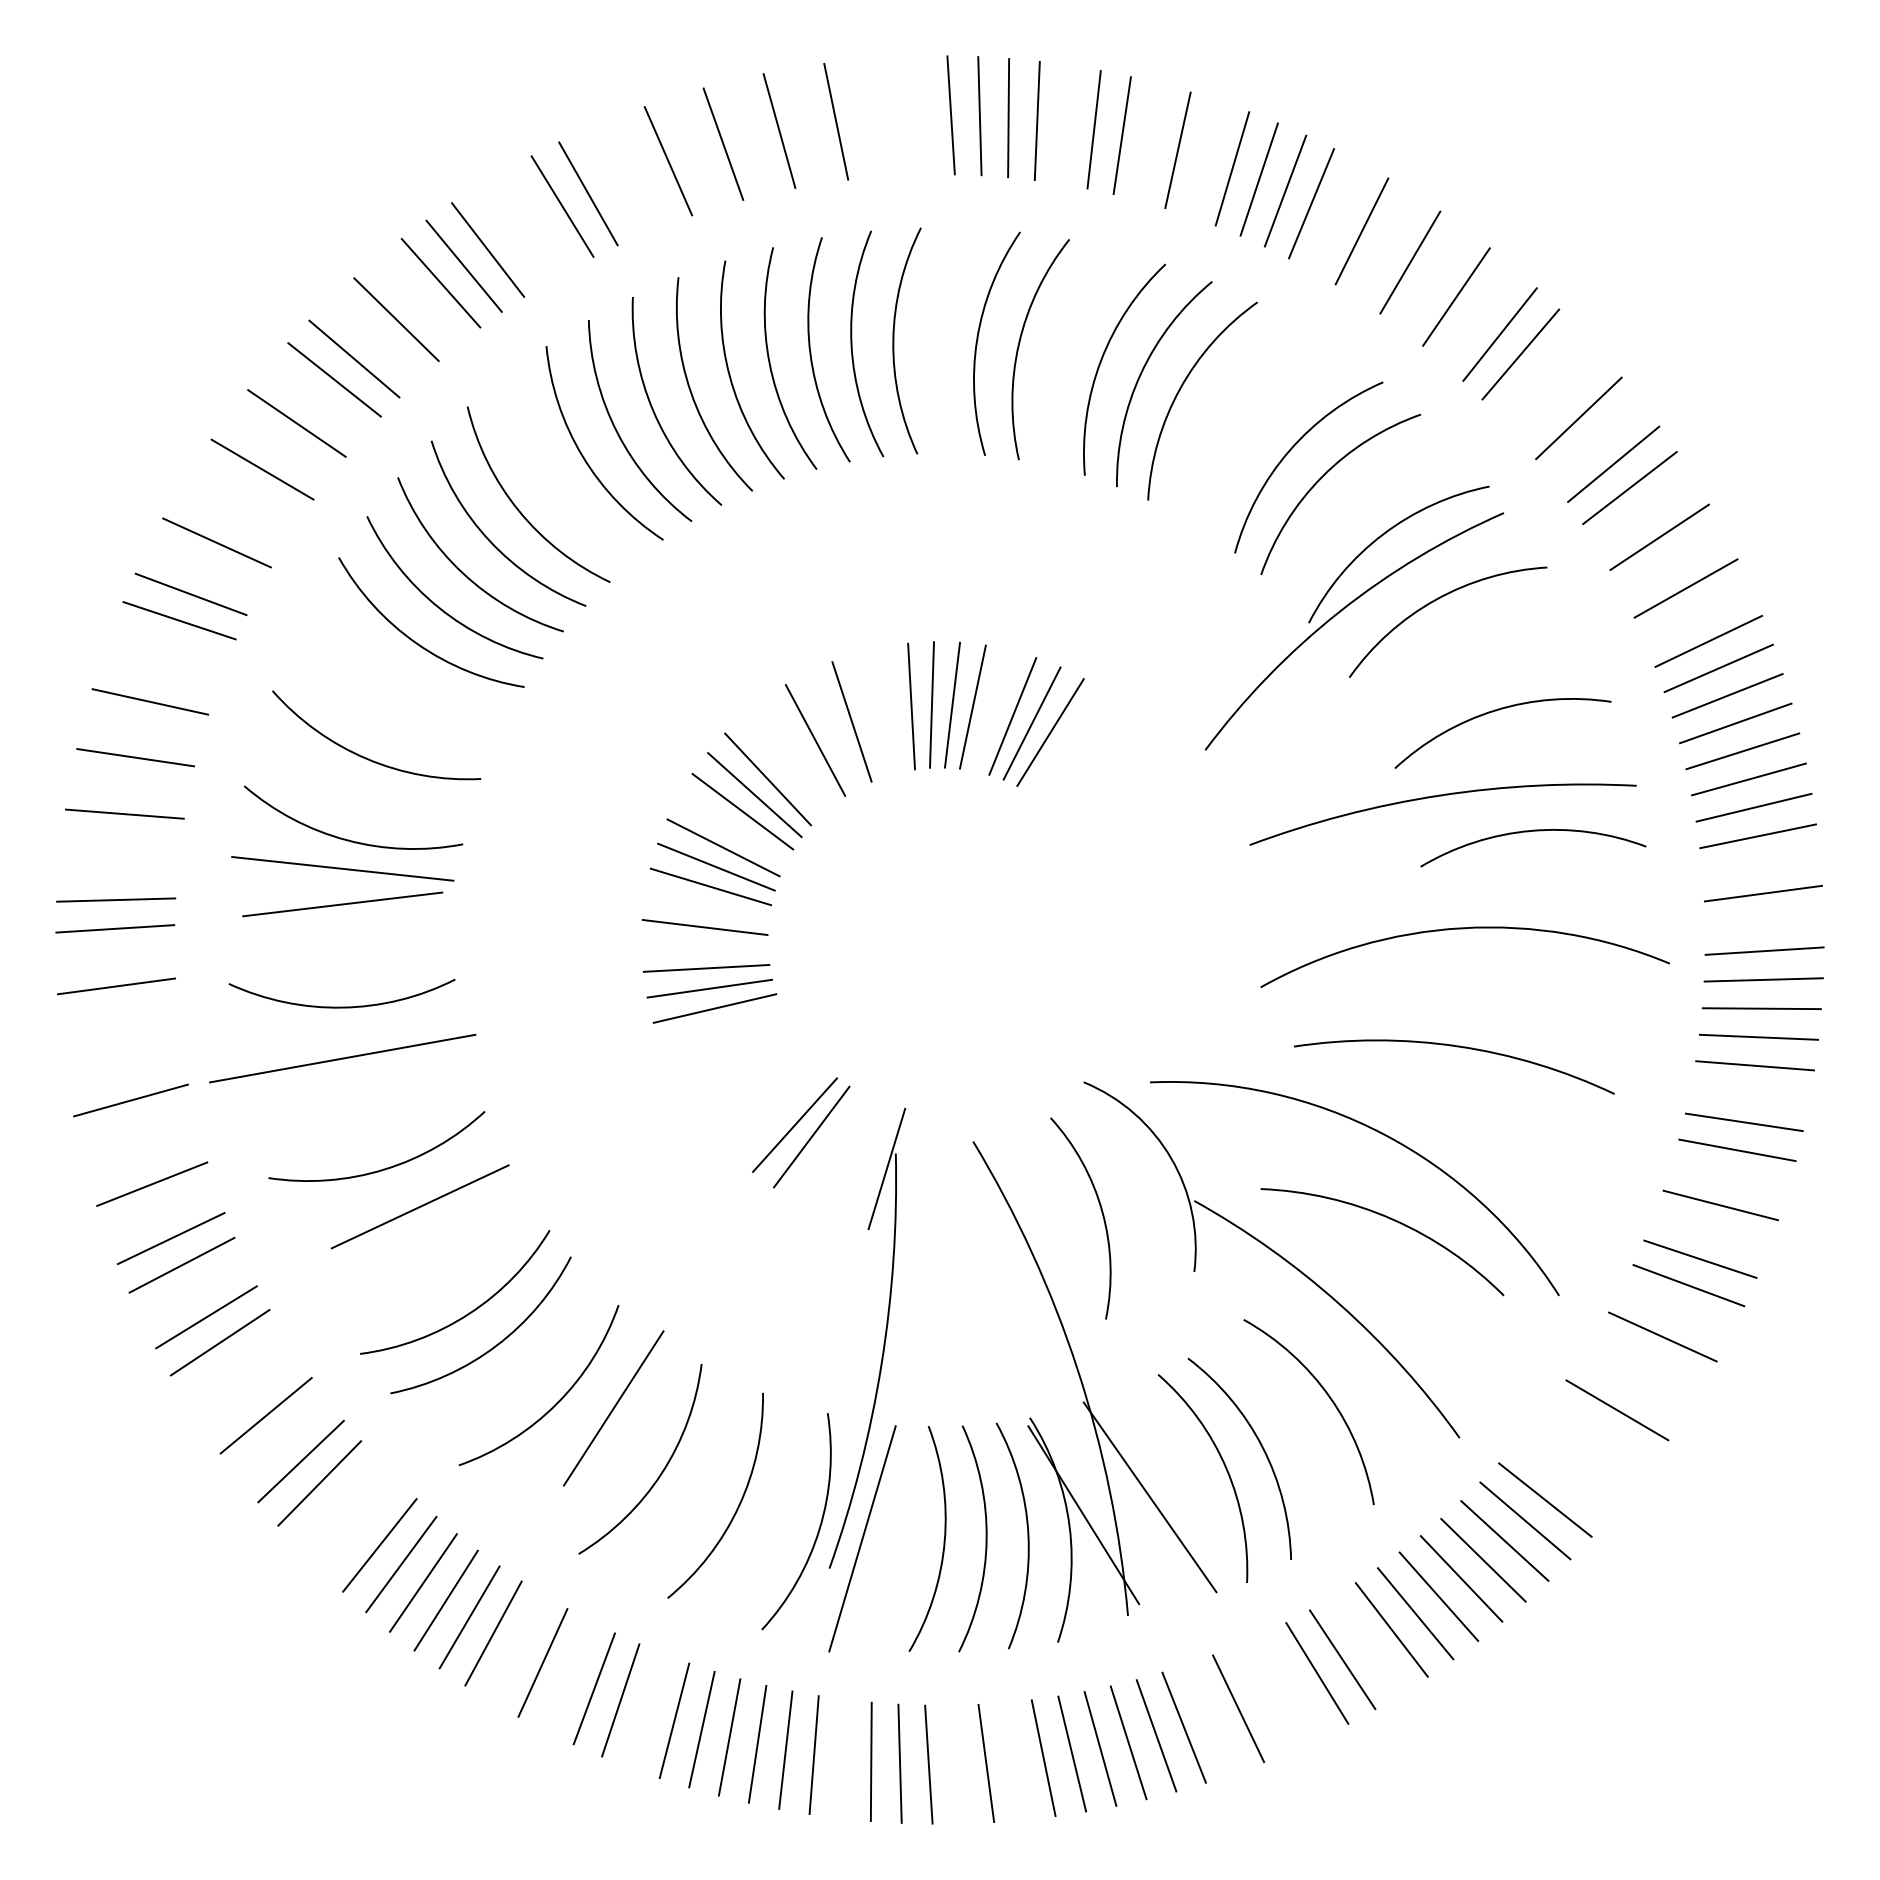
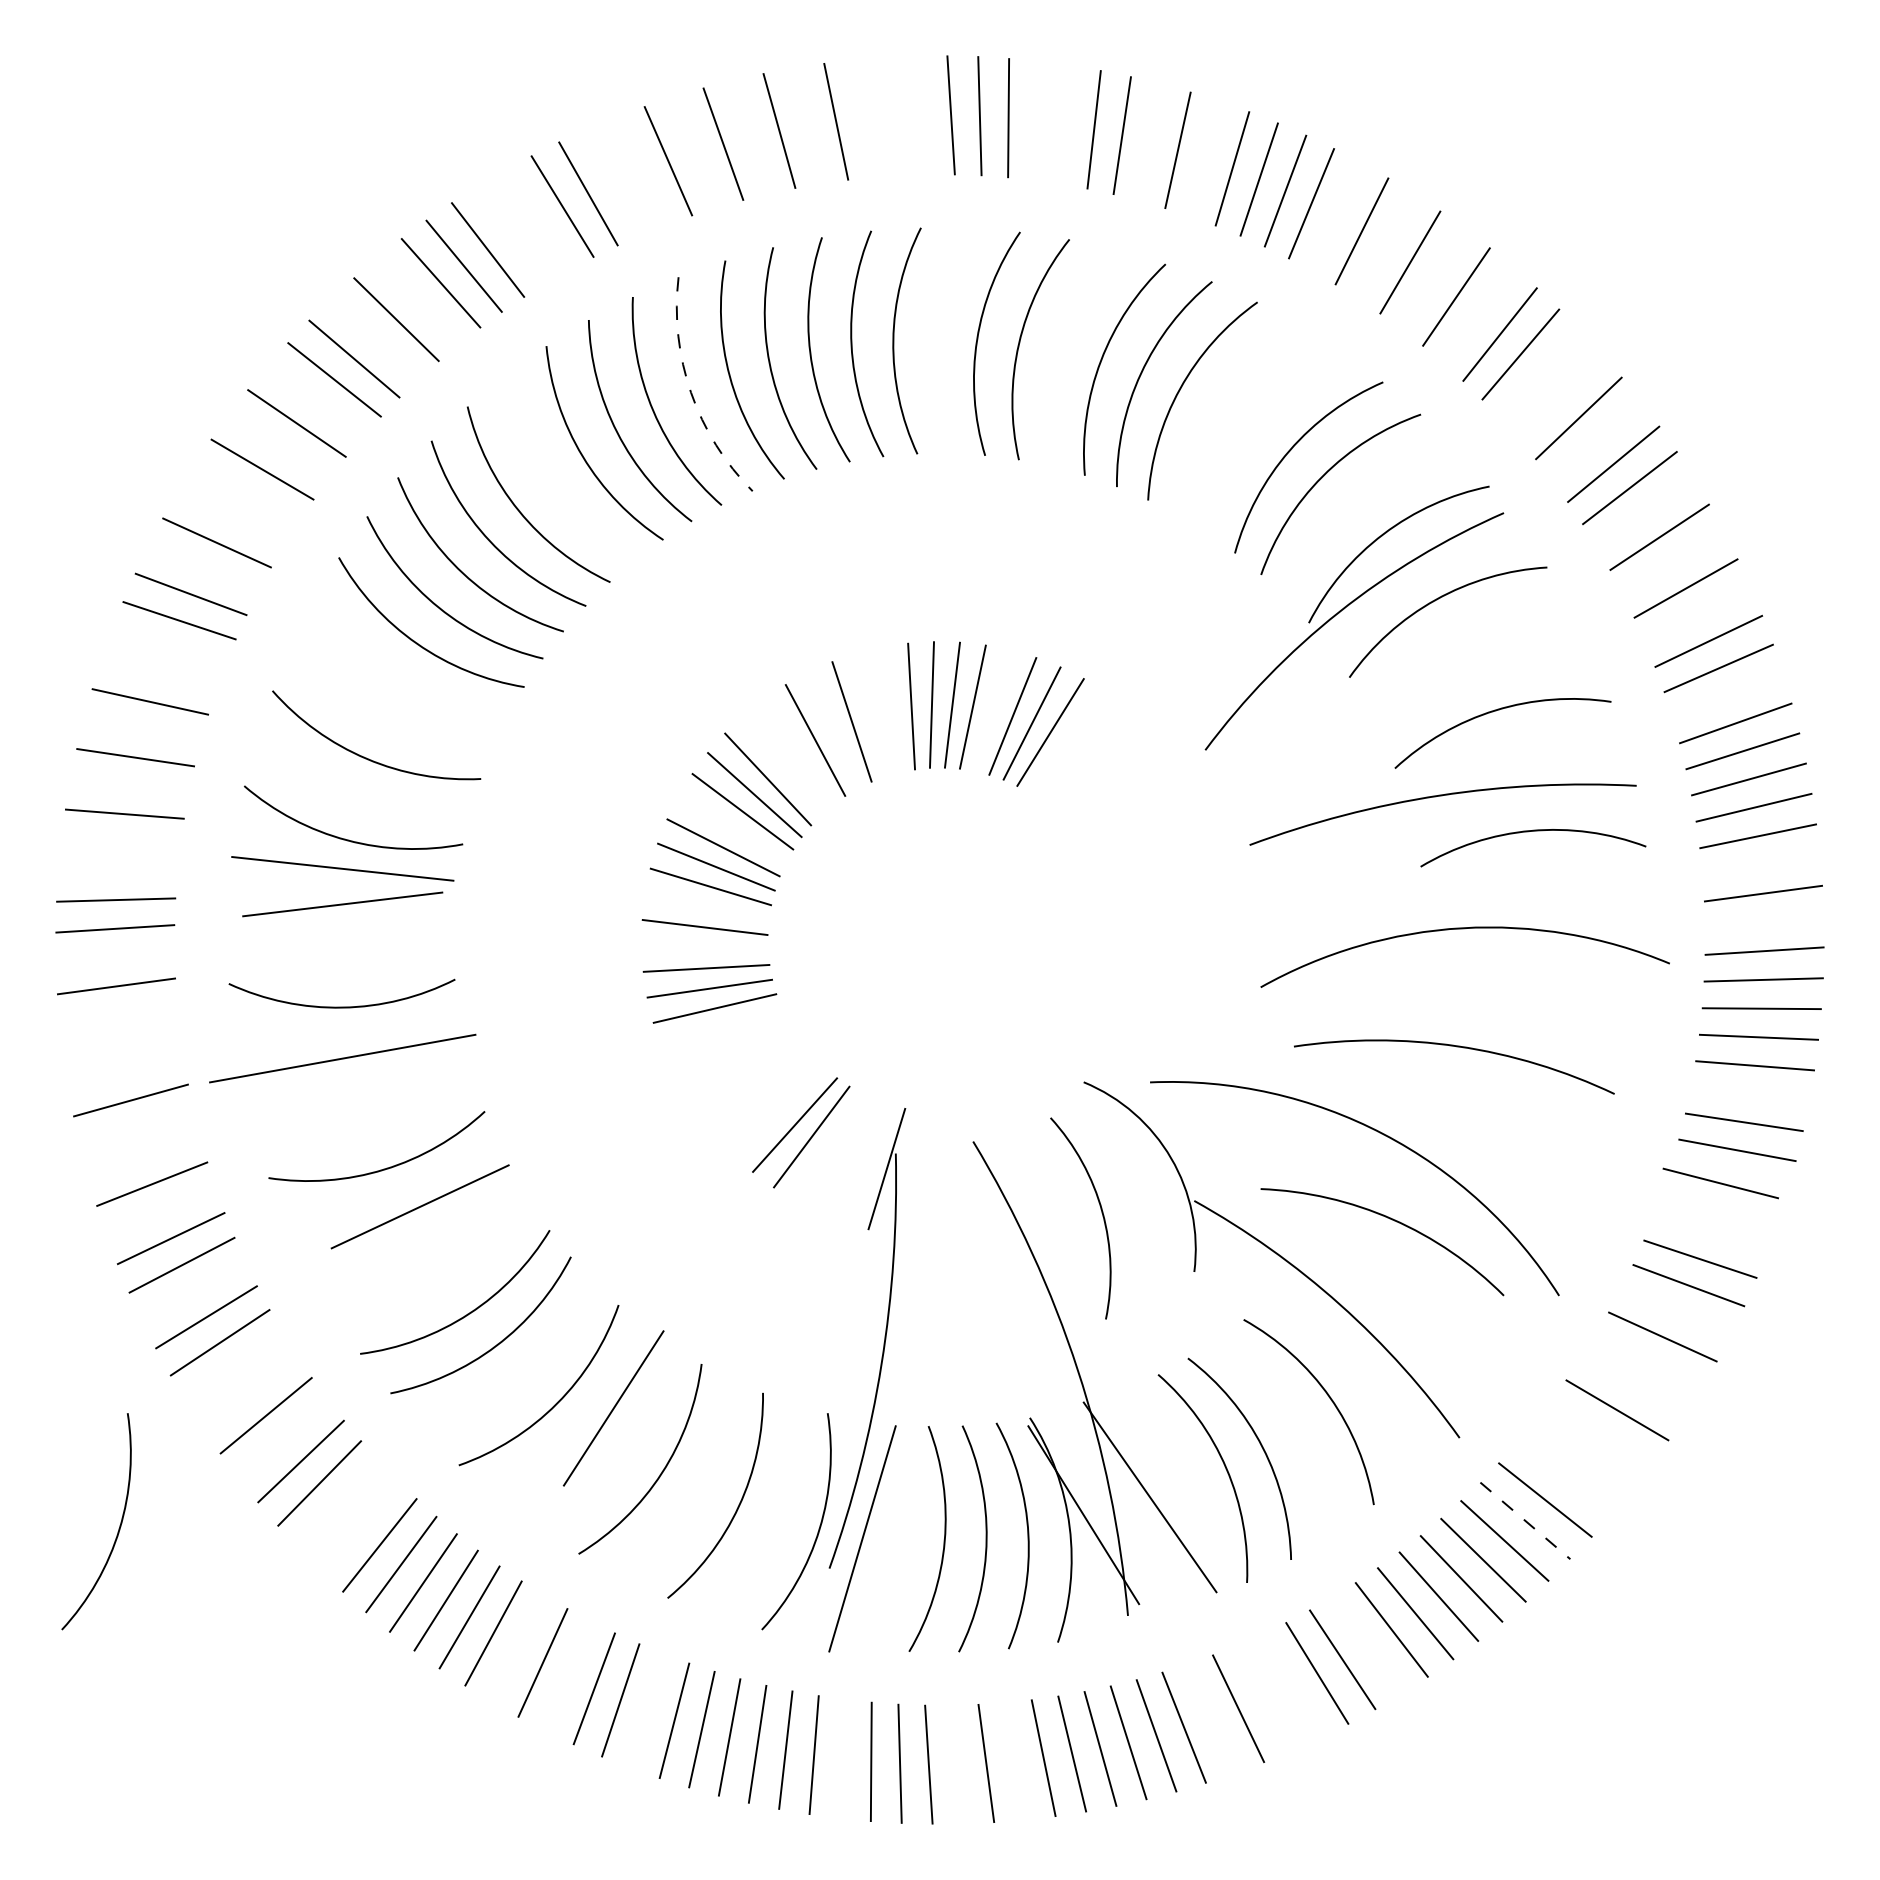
line: present -> none (1036, 120)
arc: solid -> dashed (691, 392)
line: present -> none (1727, 695)
line position: (1720, 1205) -> (1720, 1183) (1720, 1183)
line: solid -> dashed (1525, 1521)
arc: none -> present (118, 1528)
